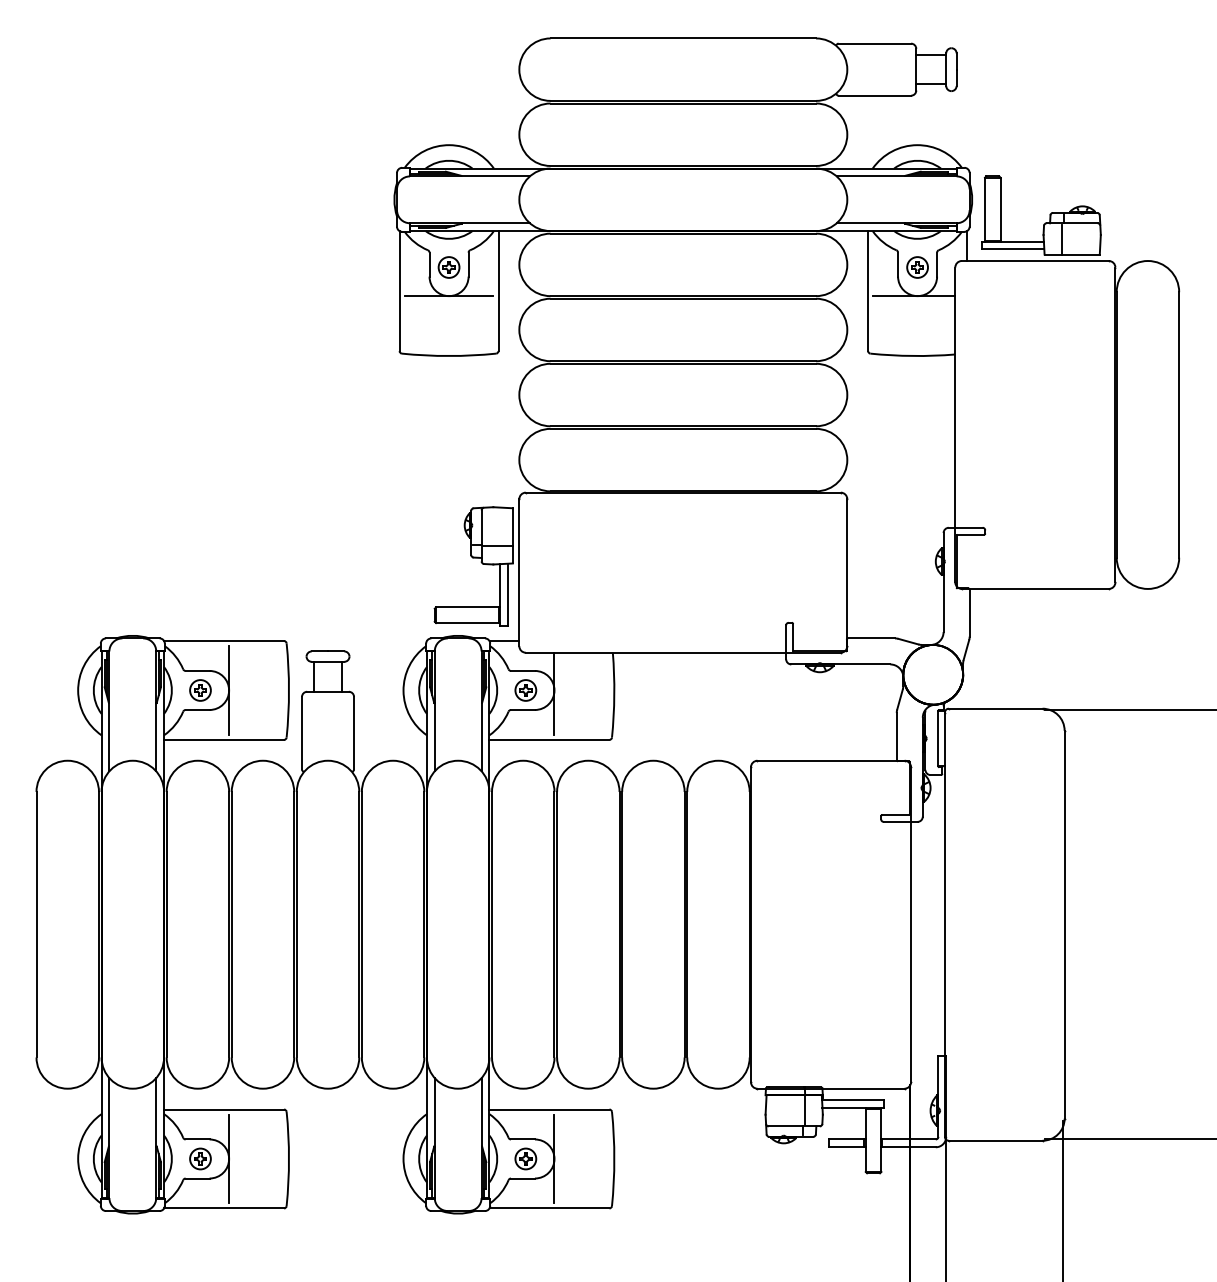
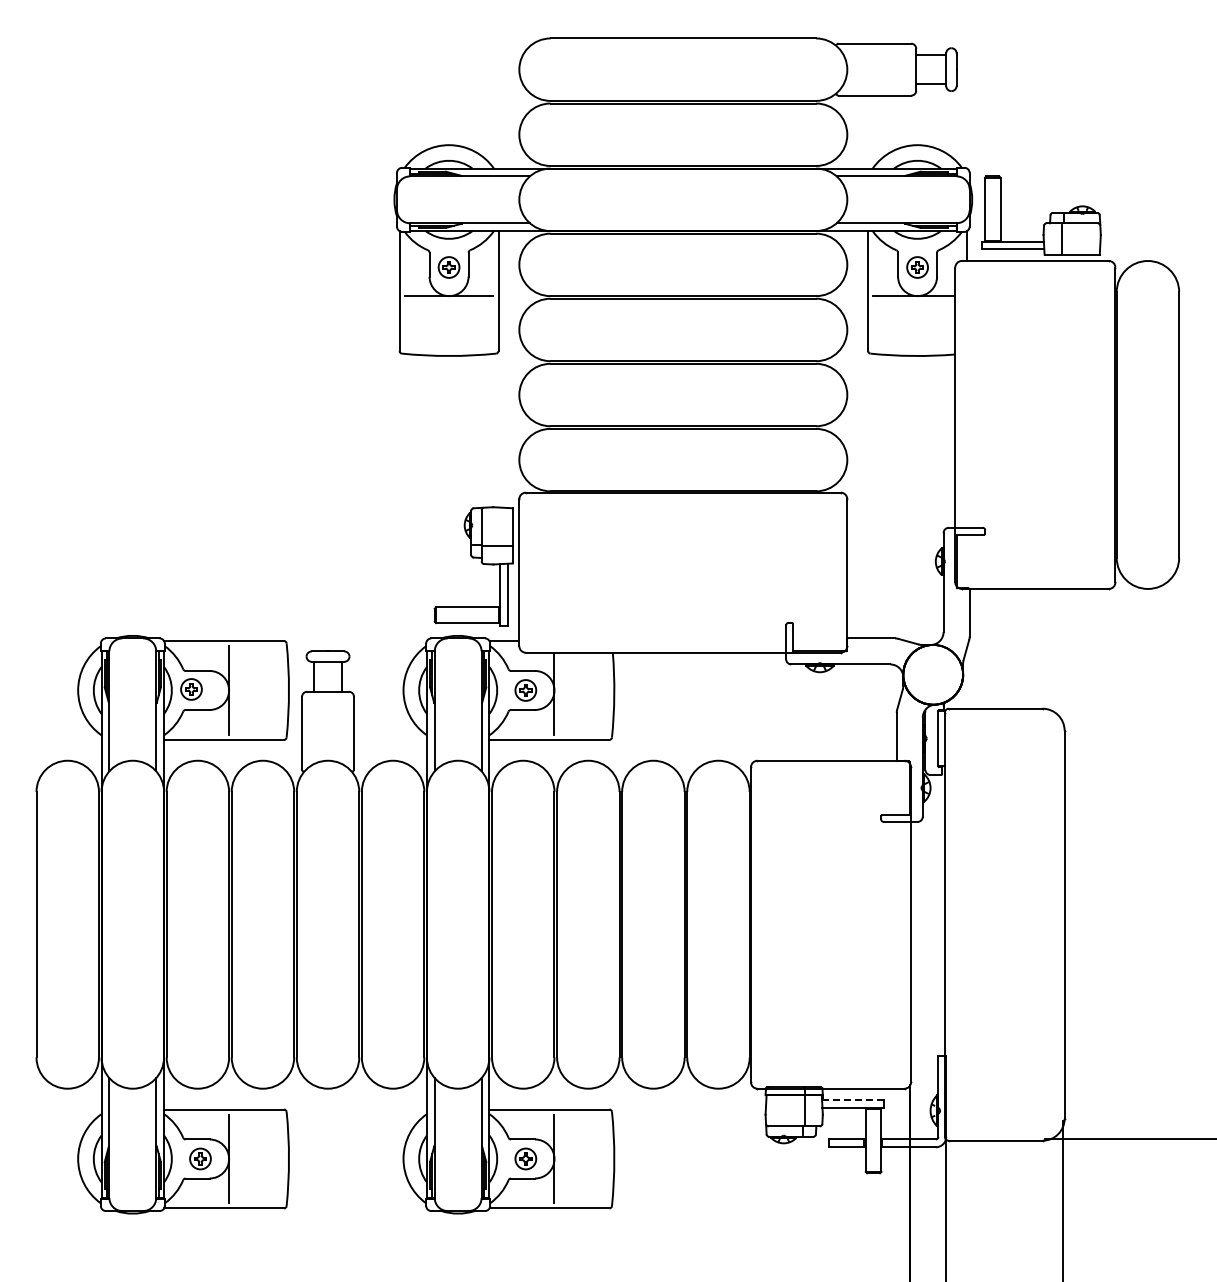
part position: (200, 690) -> (191, 689) (191, 689)
line: present -> none (1129, 710)
line: solid -> dashed (852, 1100)
